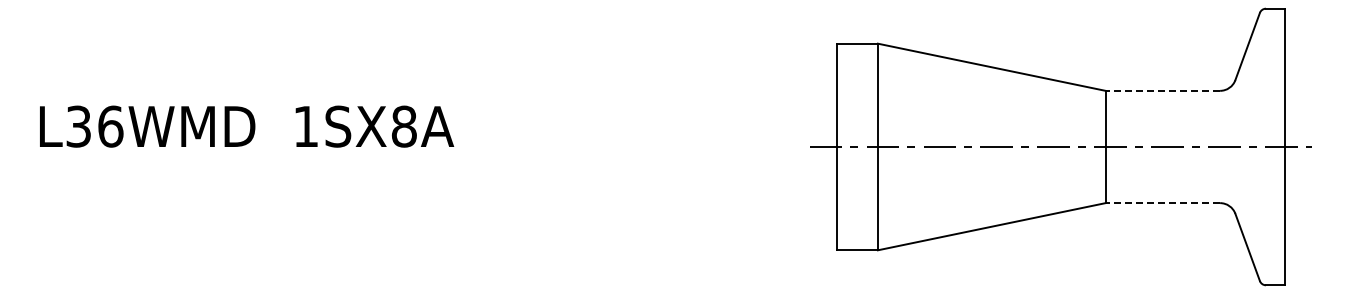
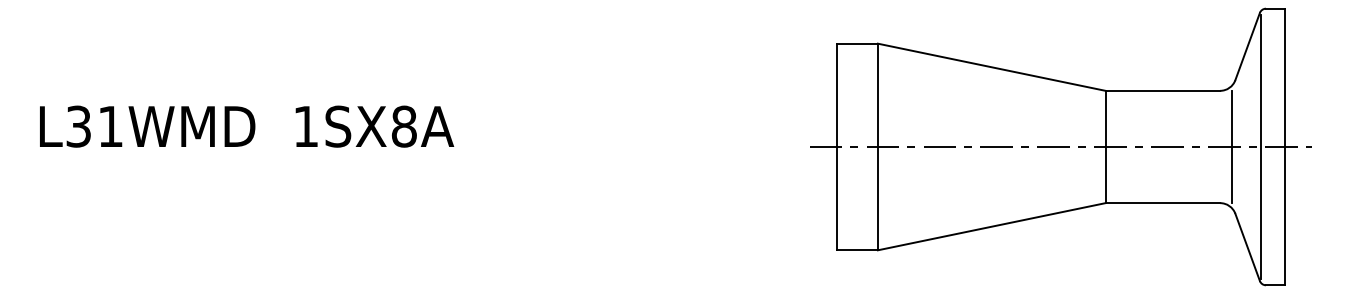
line: dashed -> solid (1162, 90)
text: L36WMD -> L31WMD (110, 126)
line: none -> present (1231, 146)
line: none -> present (1261, 146)
line: dashed -> solid (1162, 203)
